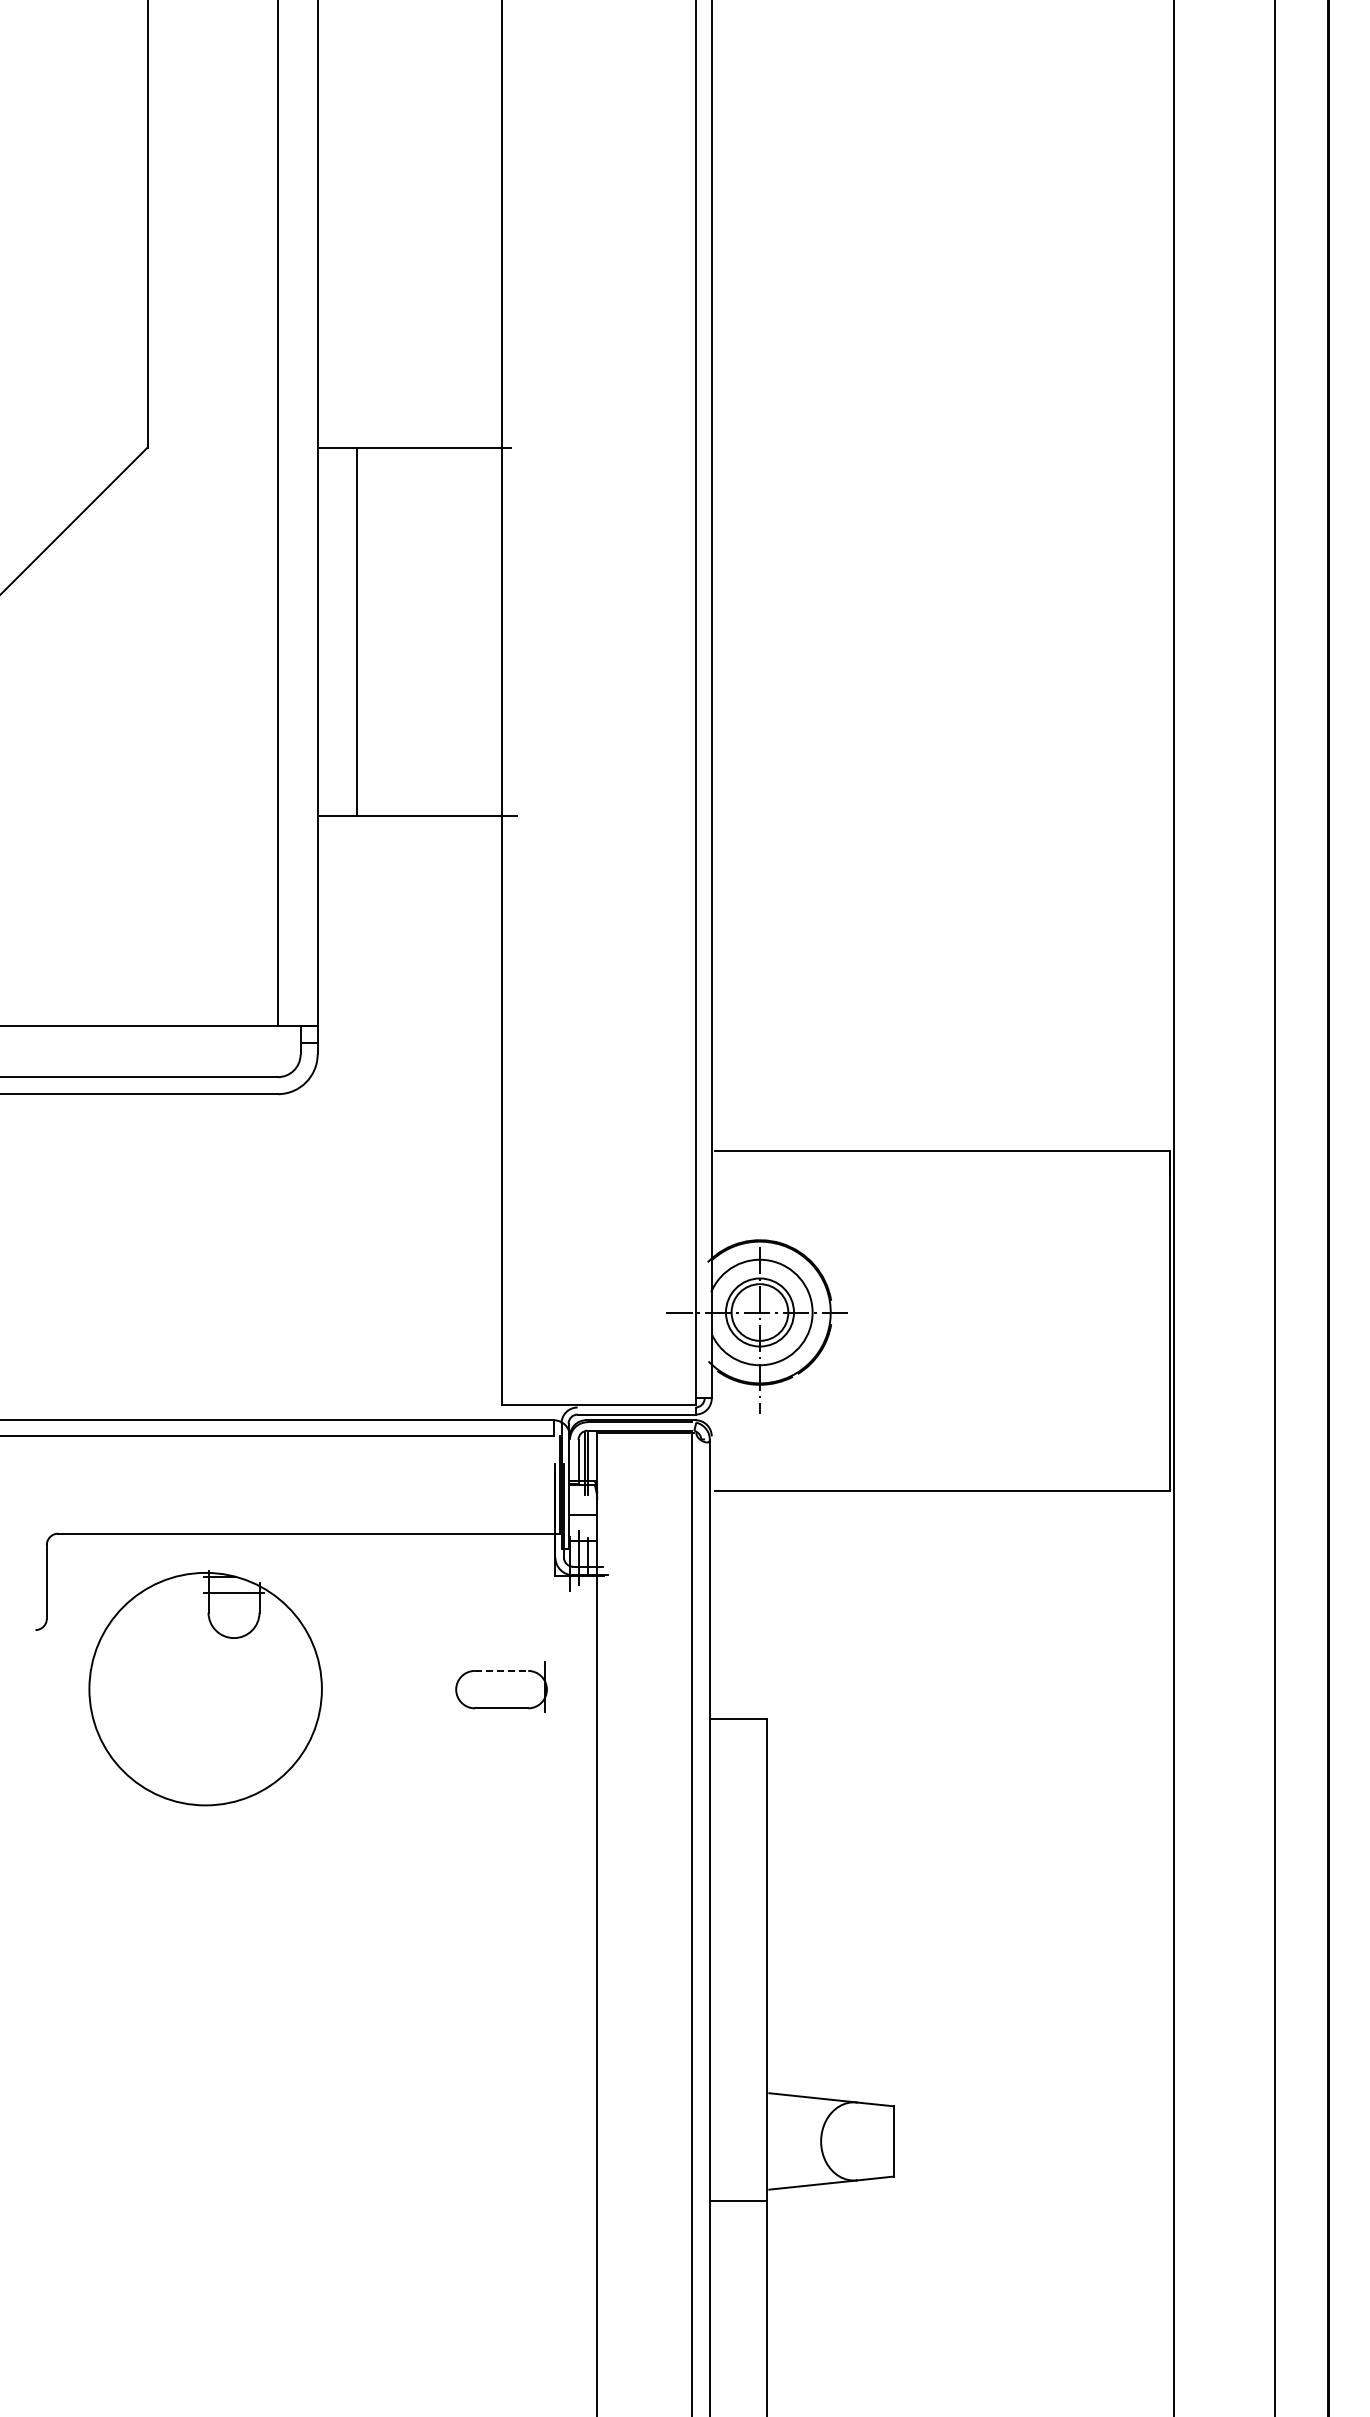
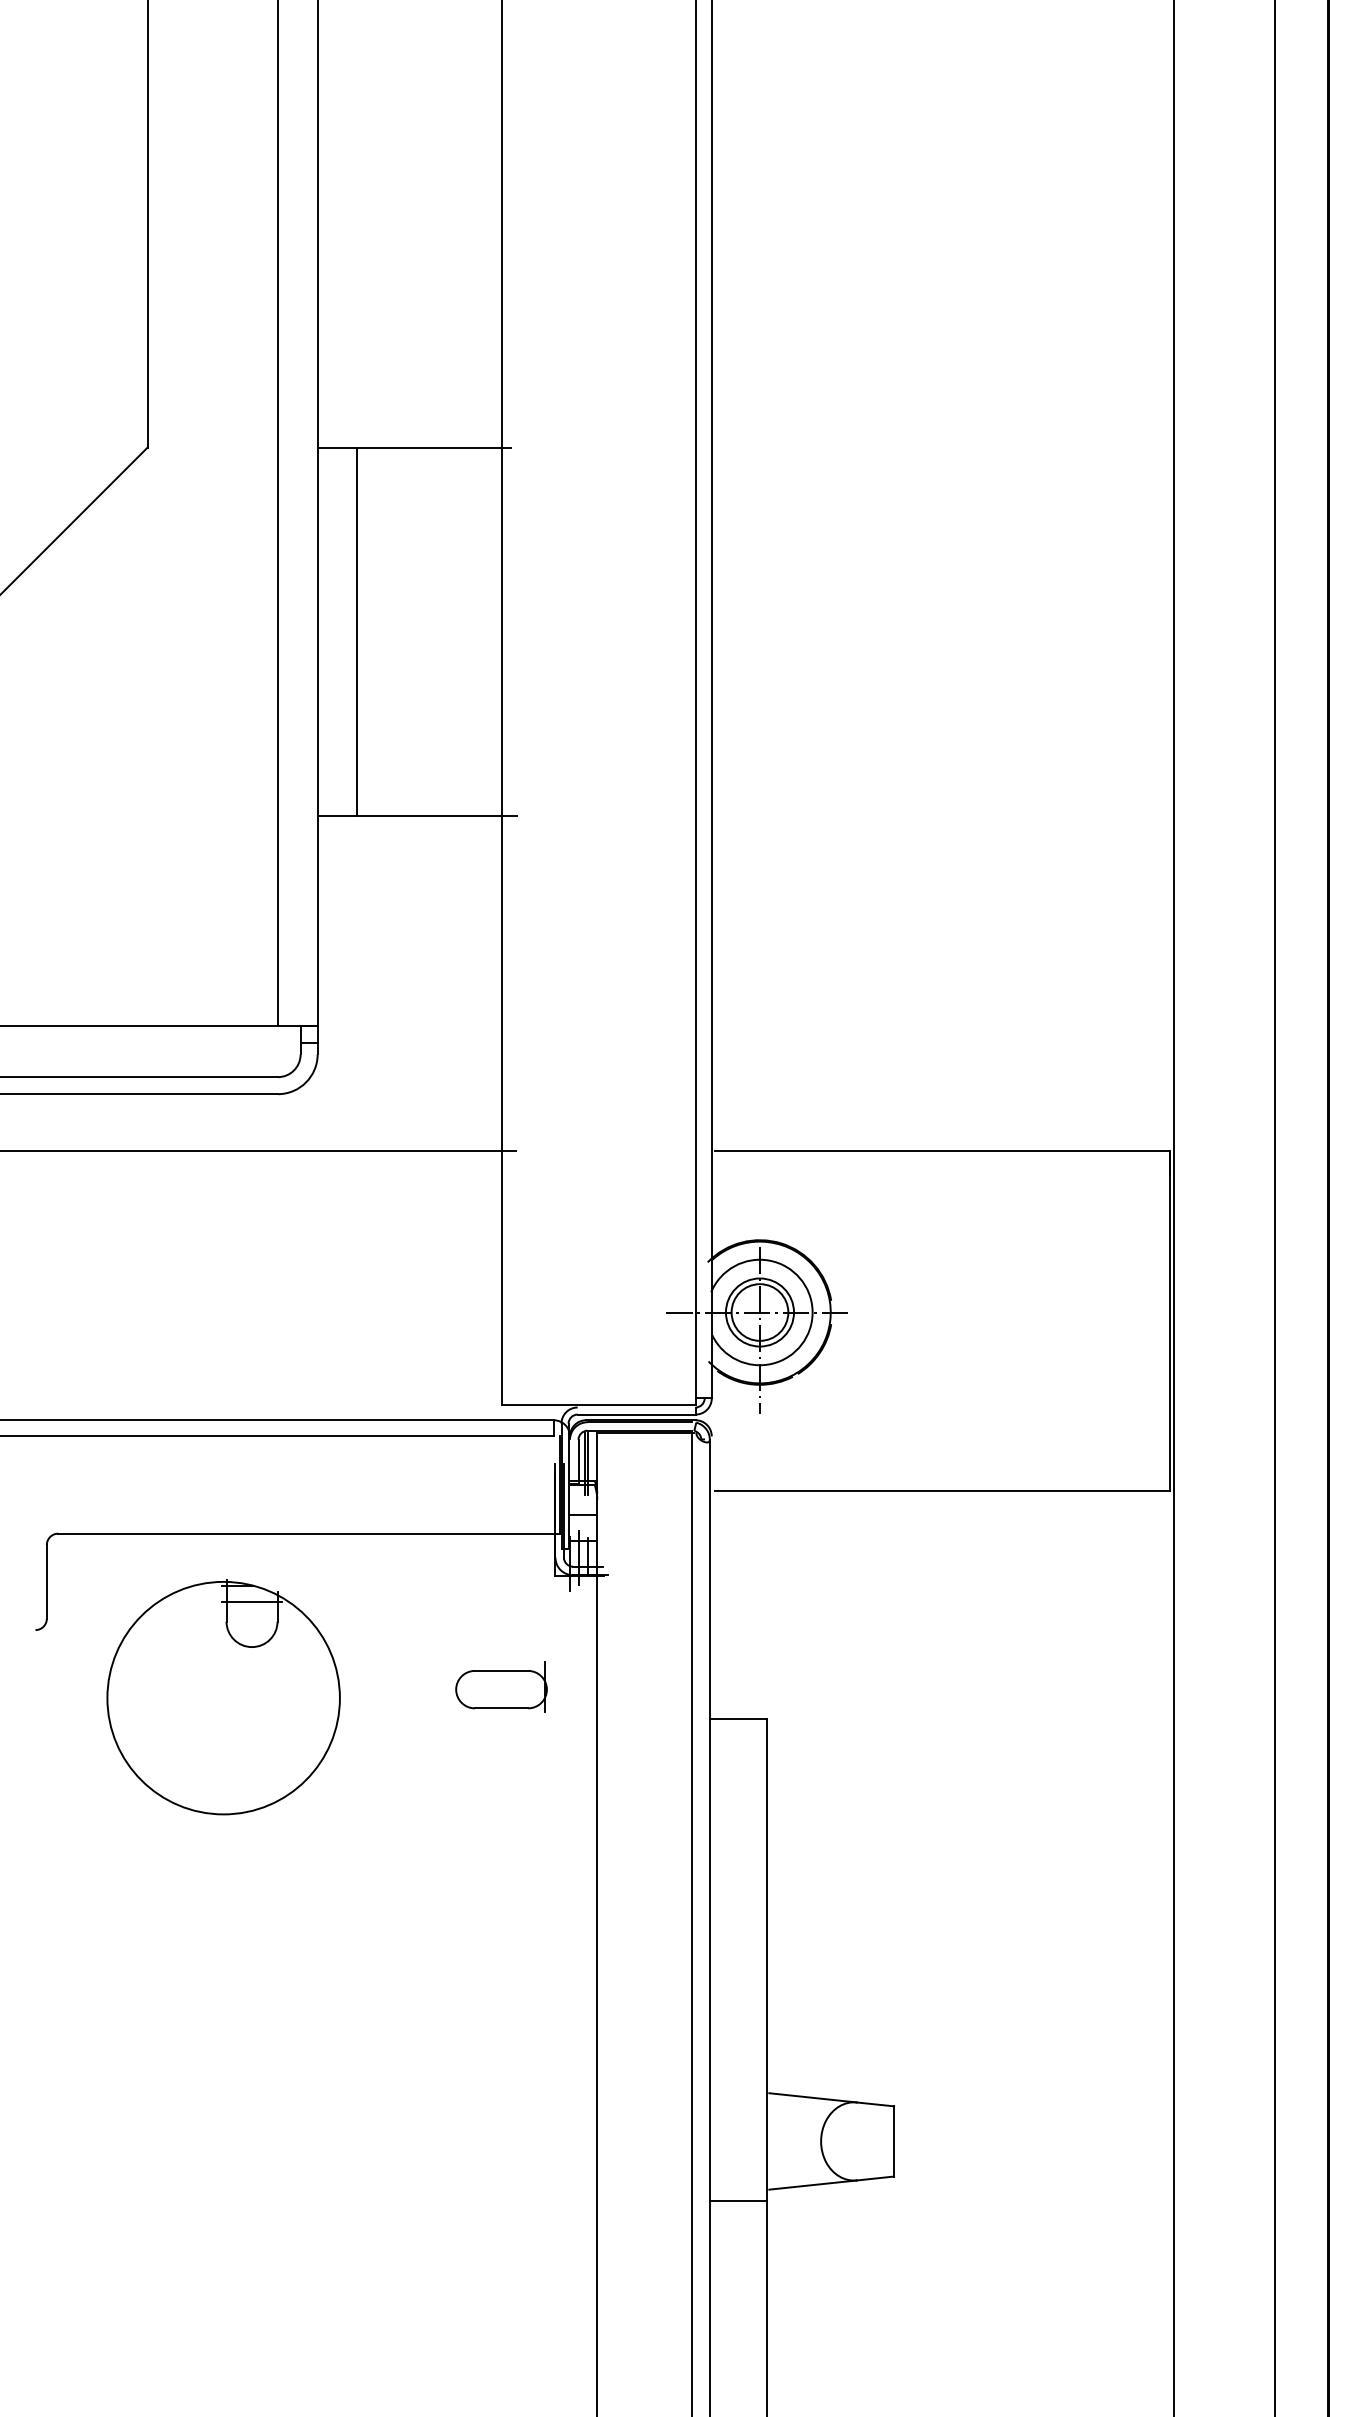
line: none -> present (258, 1150)
line: dashed -> solid (501, 1670)
part position: (205, 1688) -> (223, 1697) (223, 1697)
